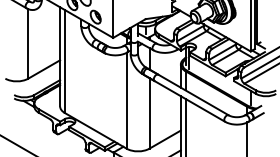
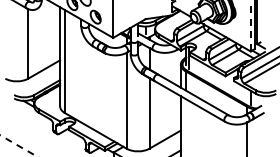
line: solid -> dashed (250, 25)
line: present -> none (185, 125)
line: solid -> dashed (18, 146)
